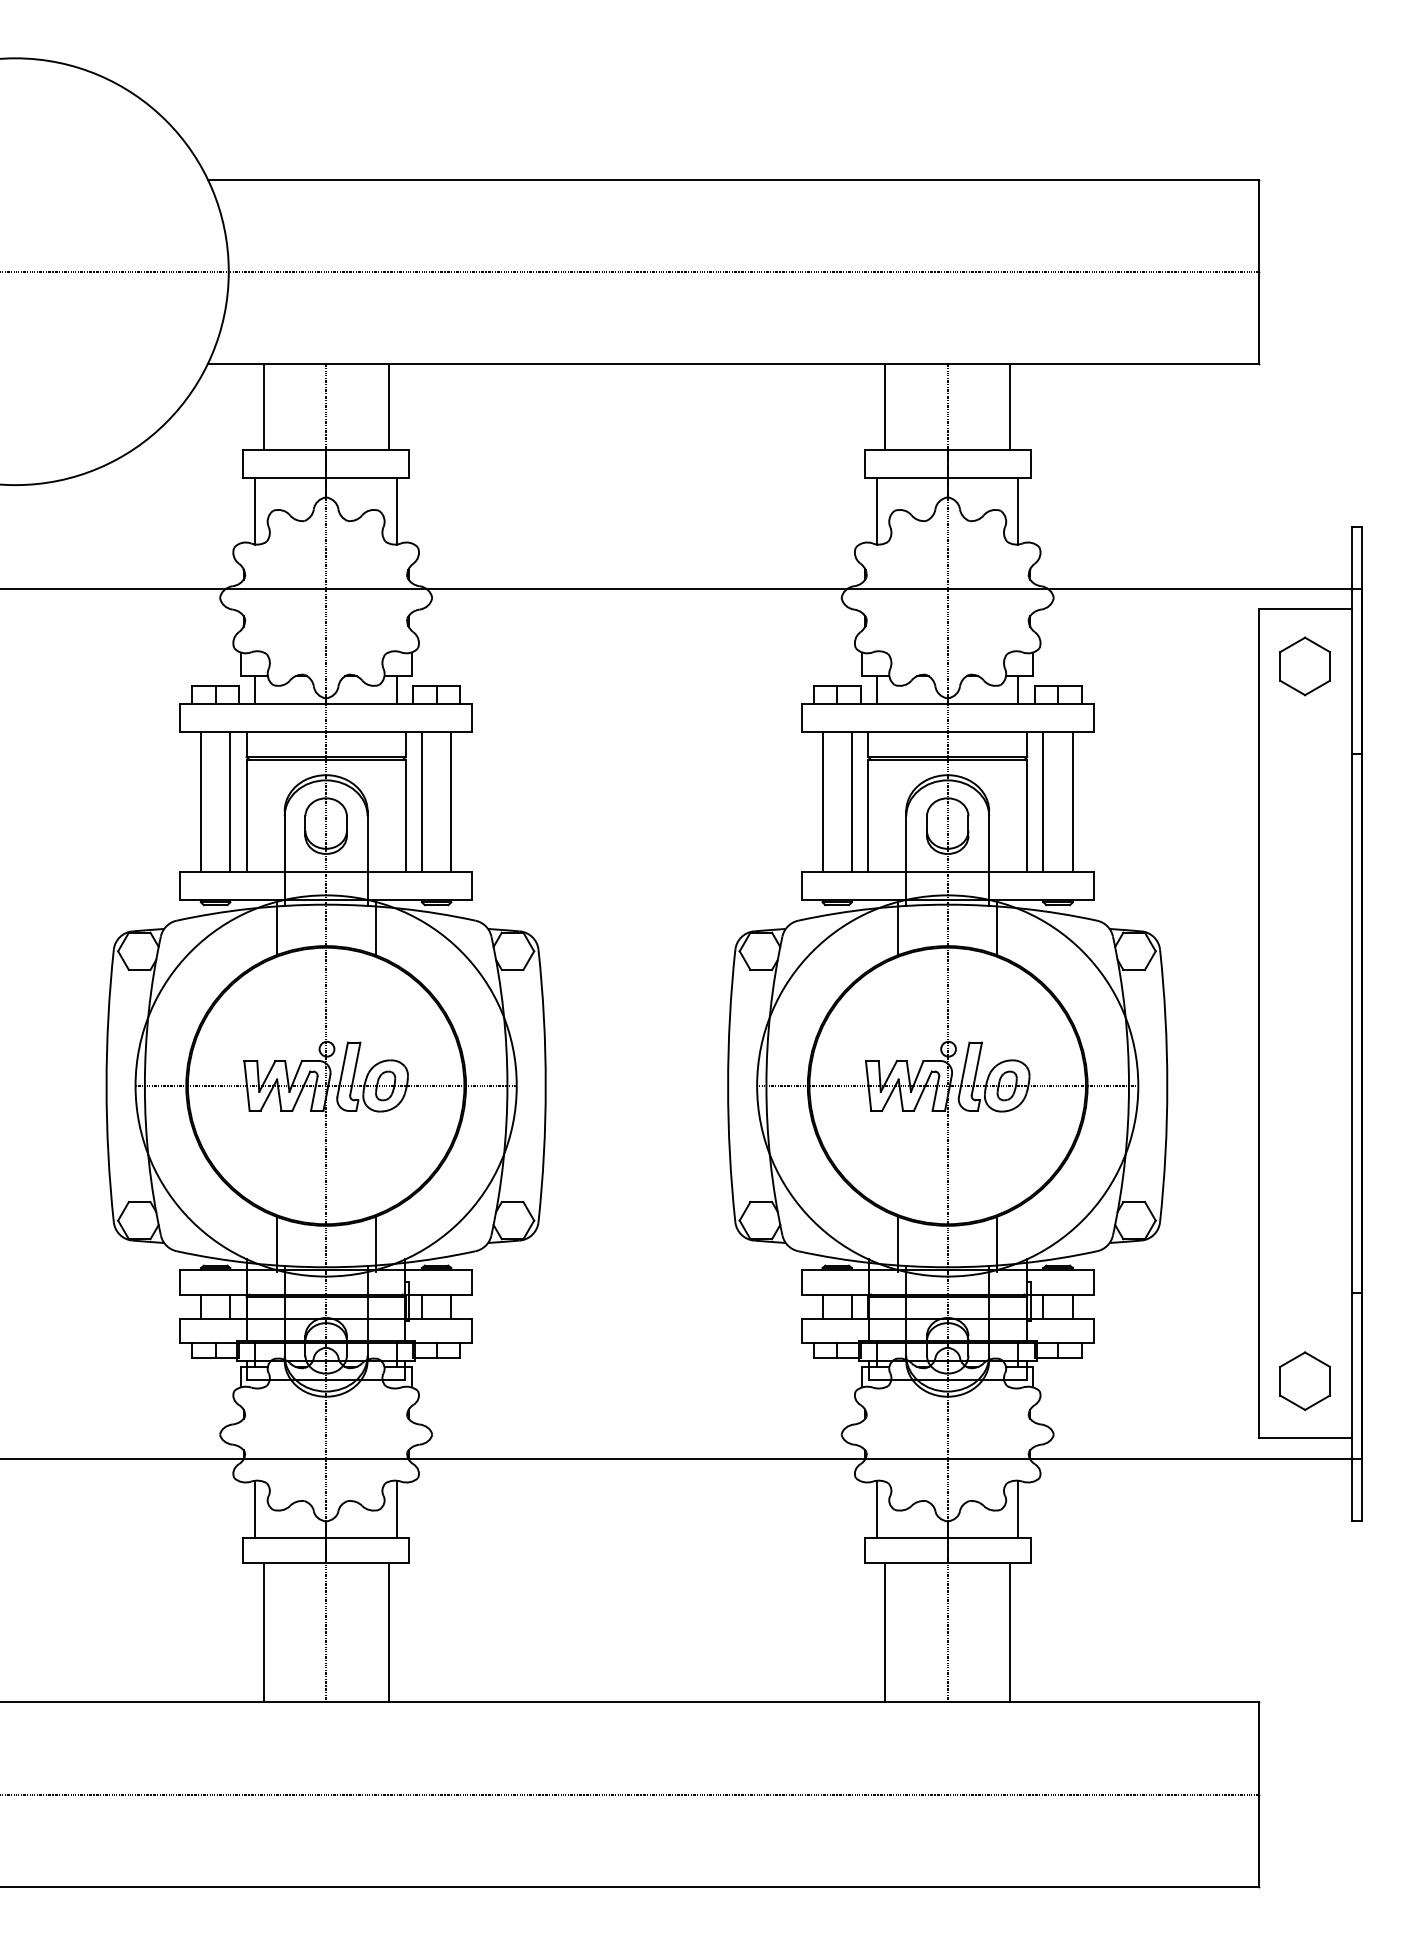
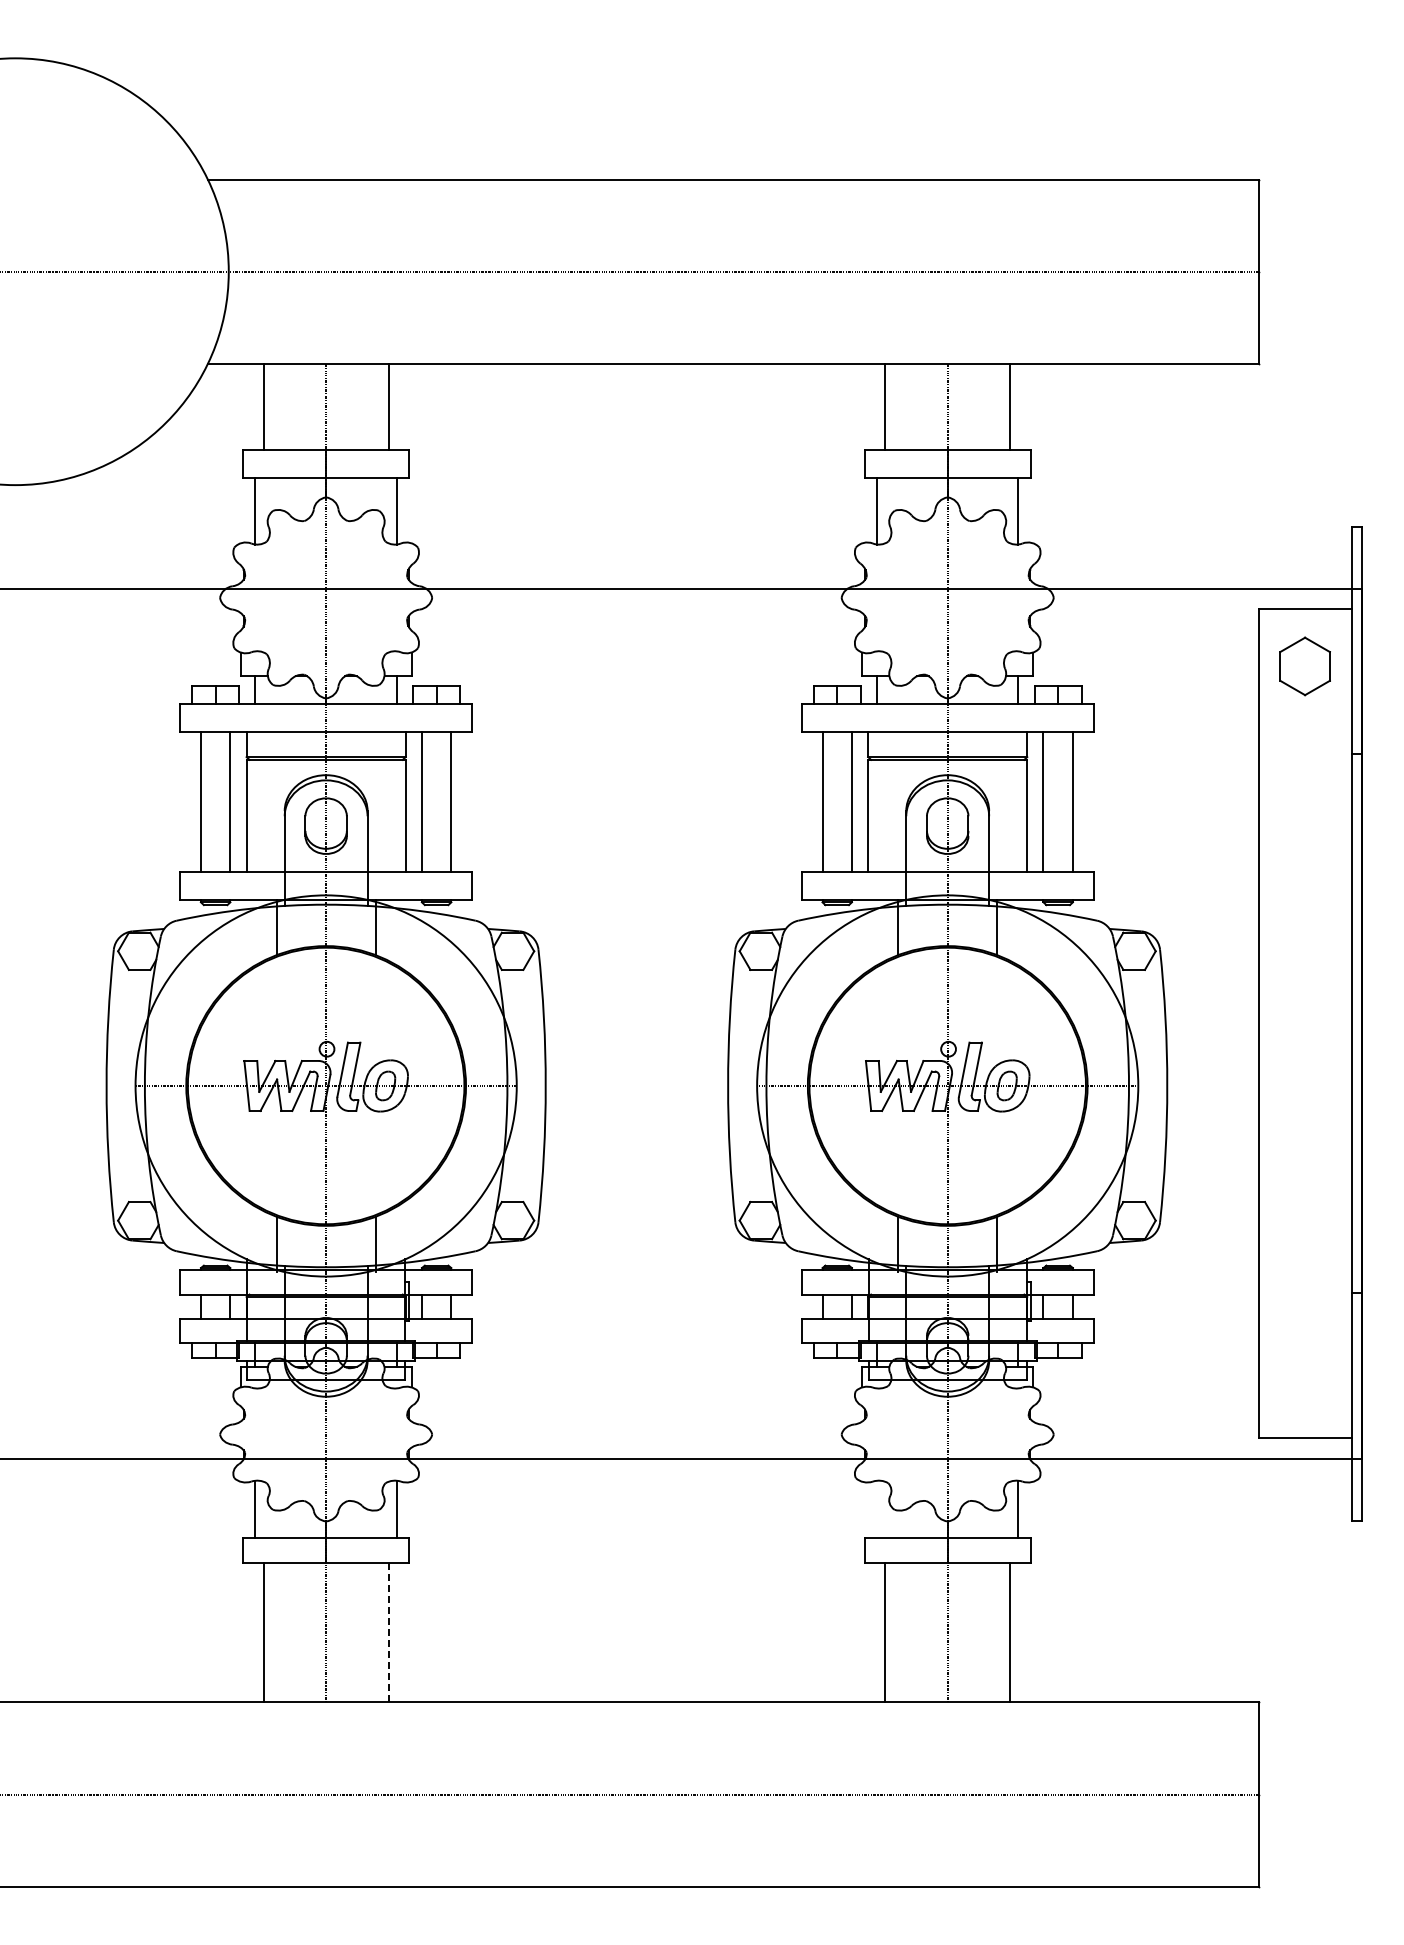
part: present -> none (1304, 1380)
line: present -> none (877, 1509)
line: solid -> dashed (388, 1632)
